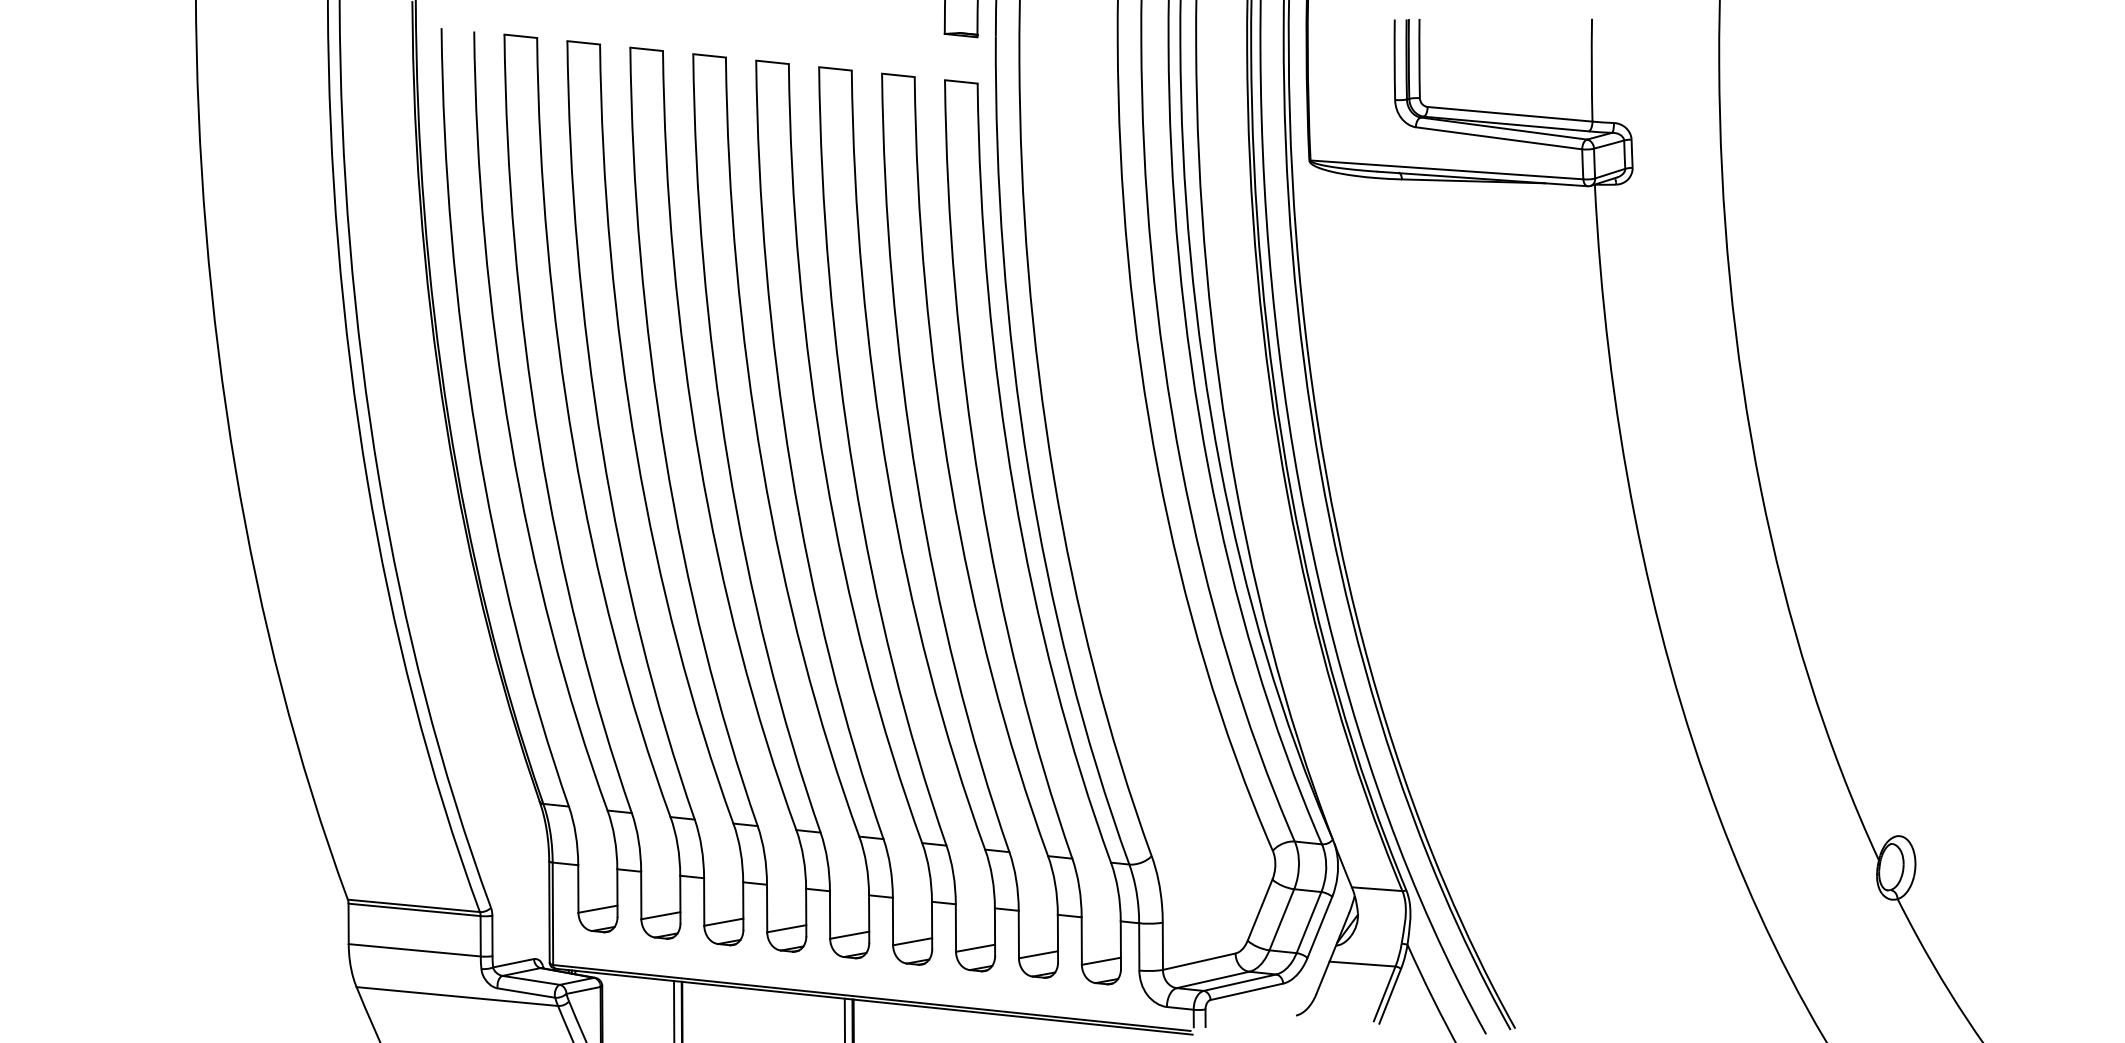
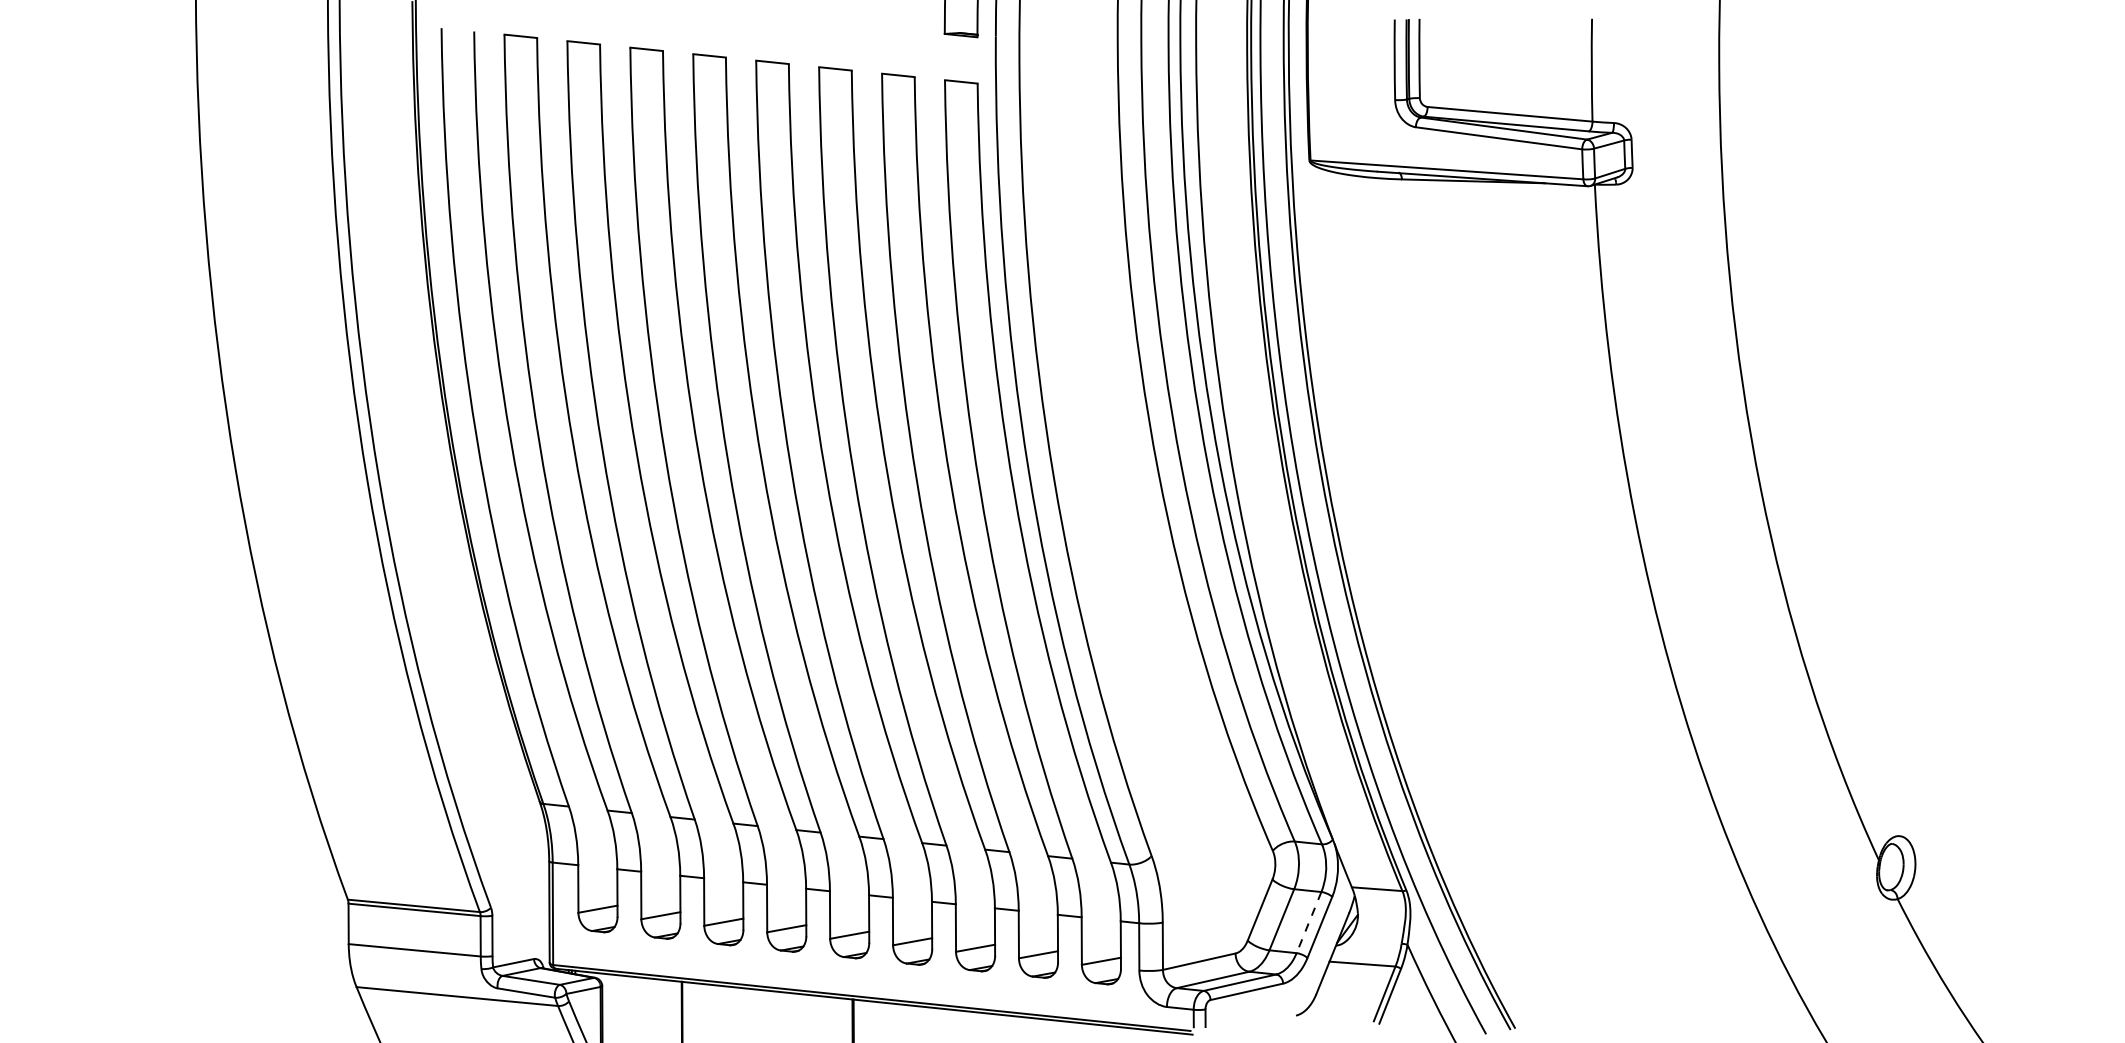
line: solid -> dashed (1309, 922)
line: present -> none (674, 1010)
line: present -> none (844, 1018)
